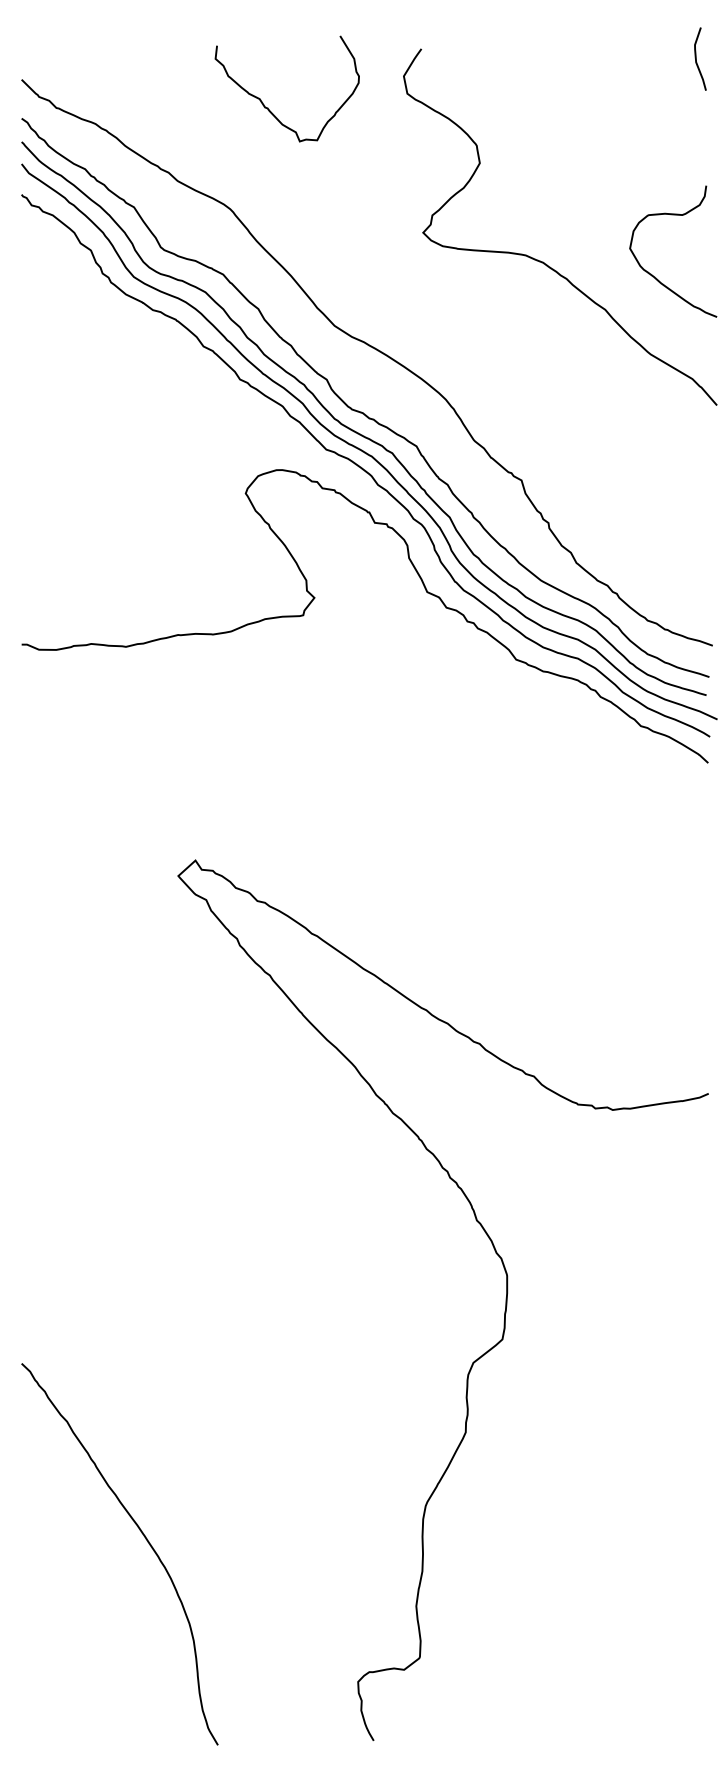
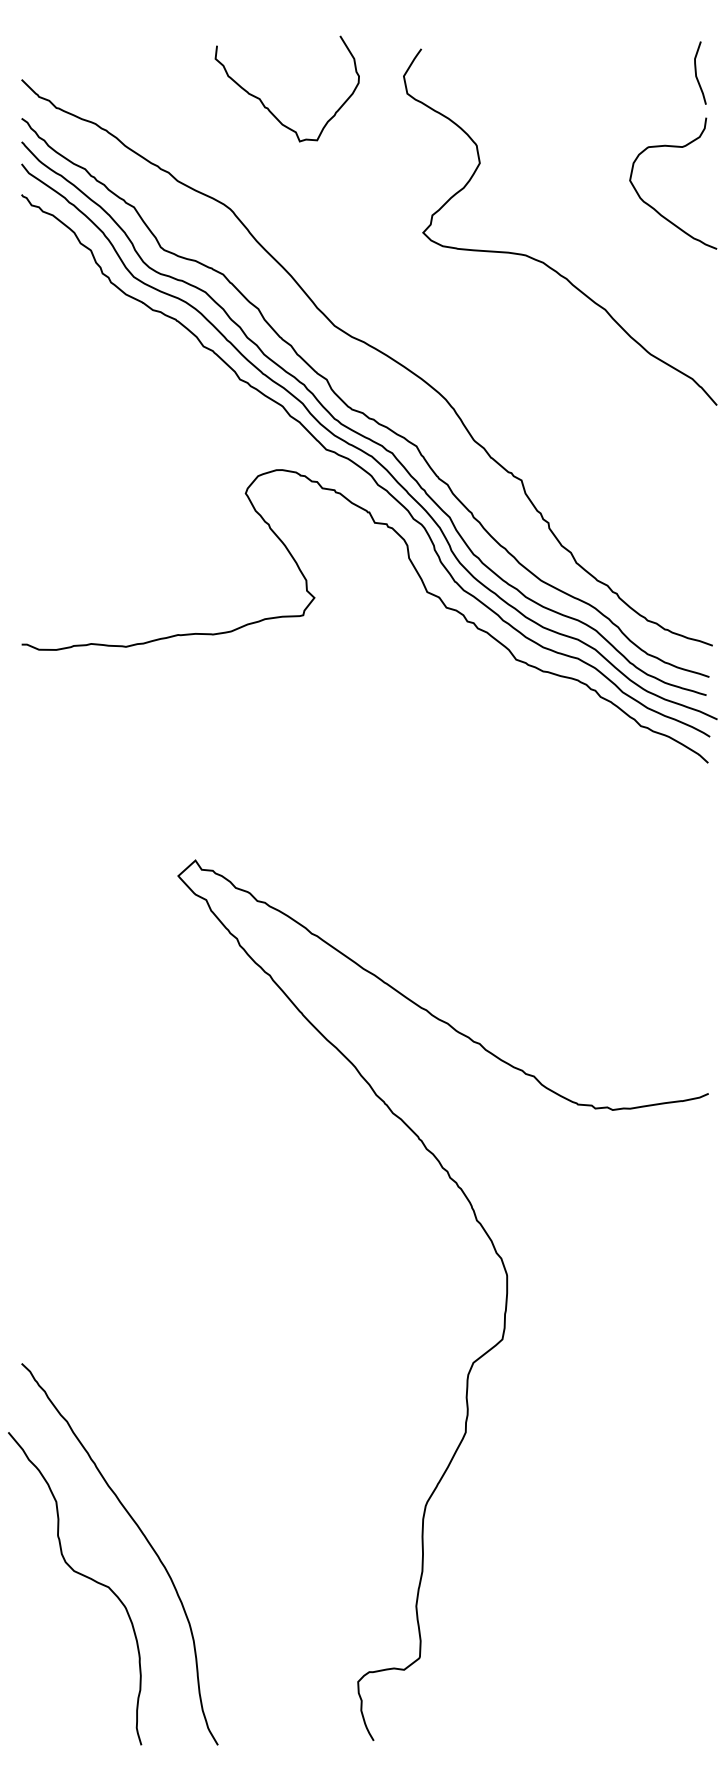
curve position: (696, 58) -> (696, 72) (696, 72)
curve position: (656, 277) -> (656, 209) (656, 209)
curve: none -> present (78, 1574)
